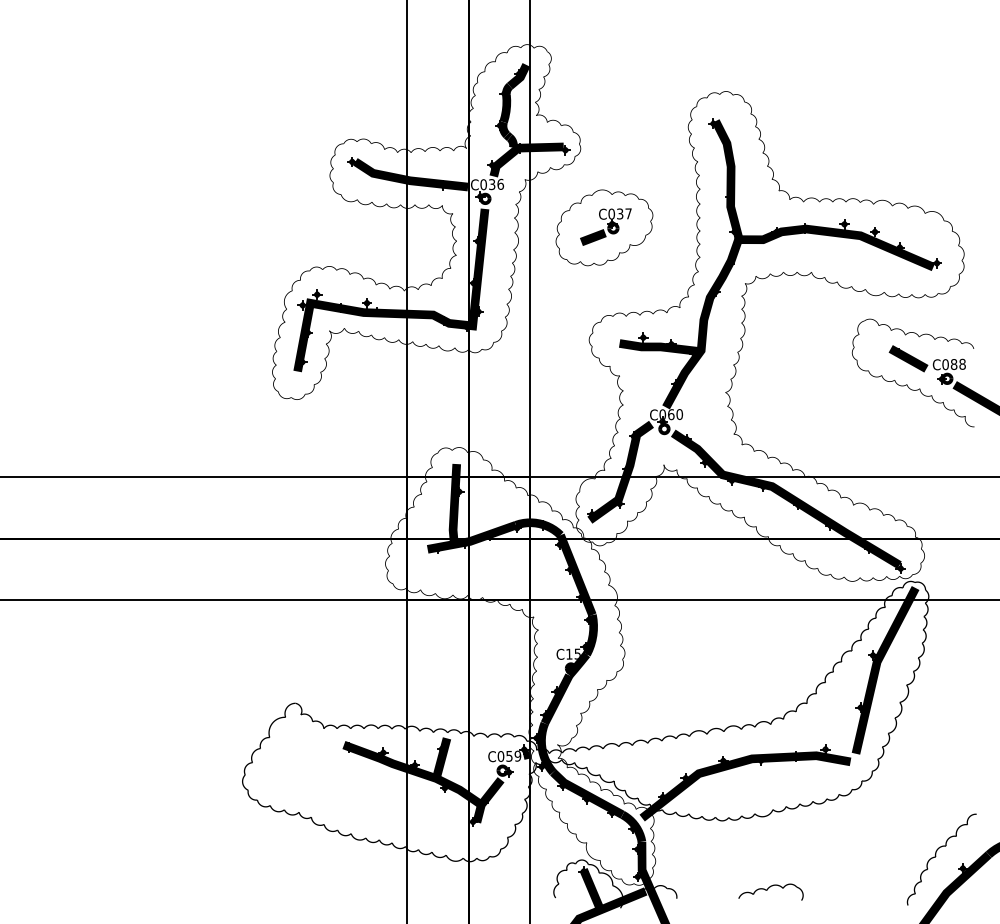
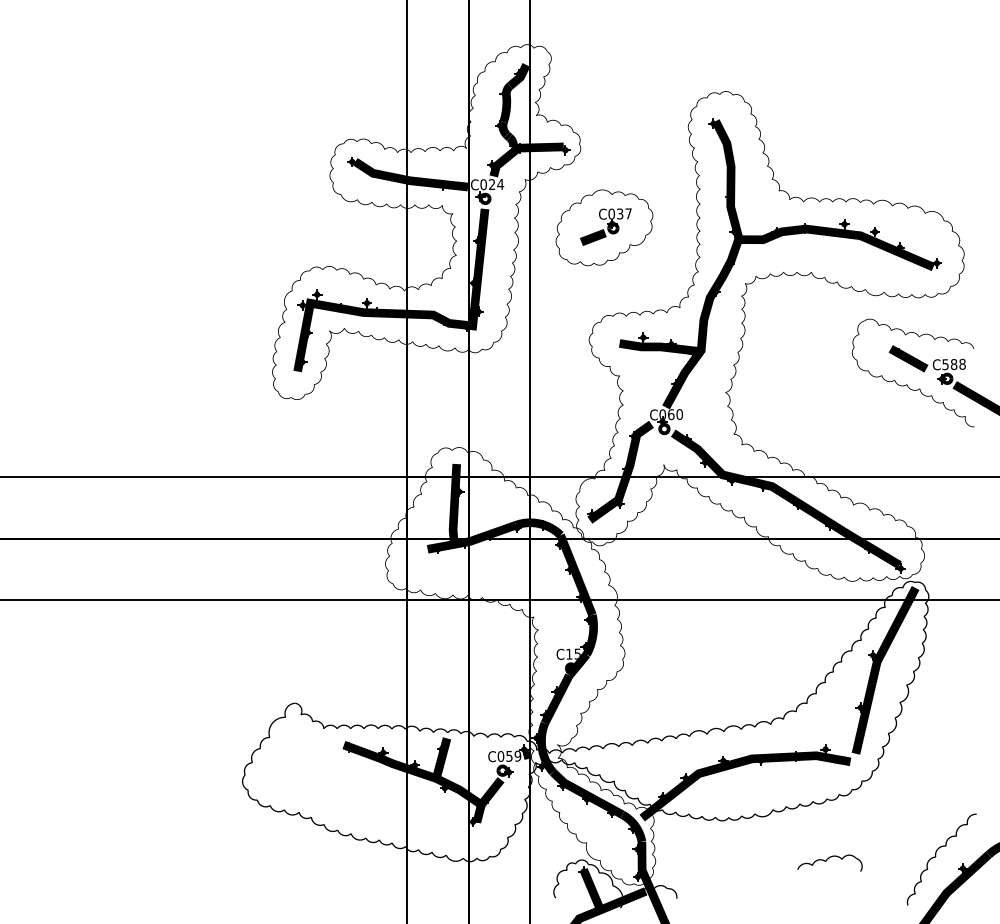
text: C036 -> C024 (496, 184)
text: C088 -> C588 (945, 364)
curve position: (768, 889) -> (827, 860) (827, 860)
